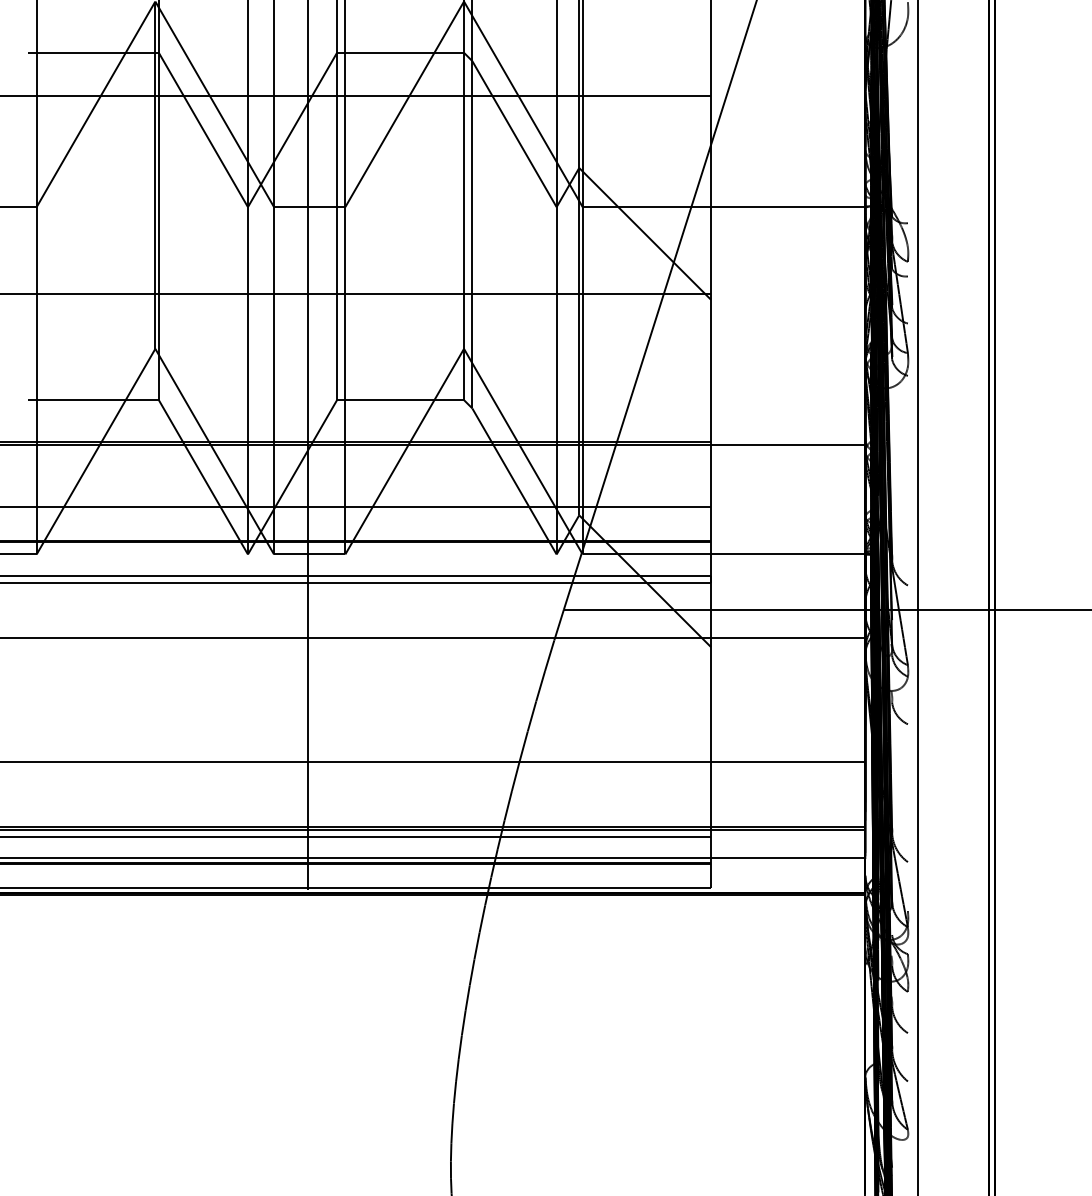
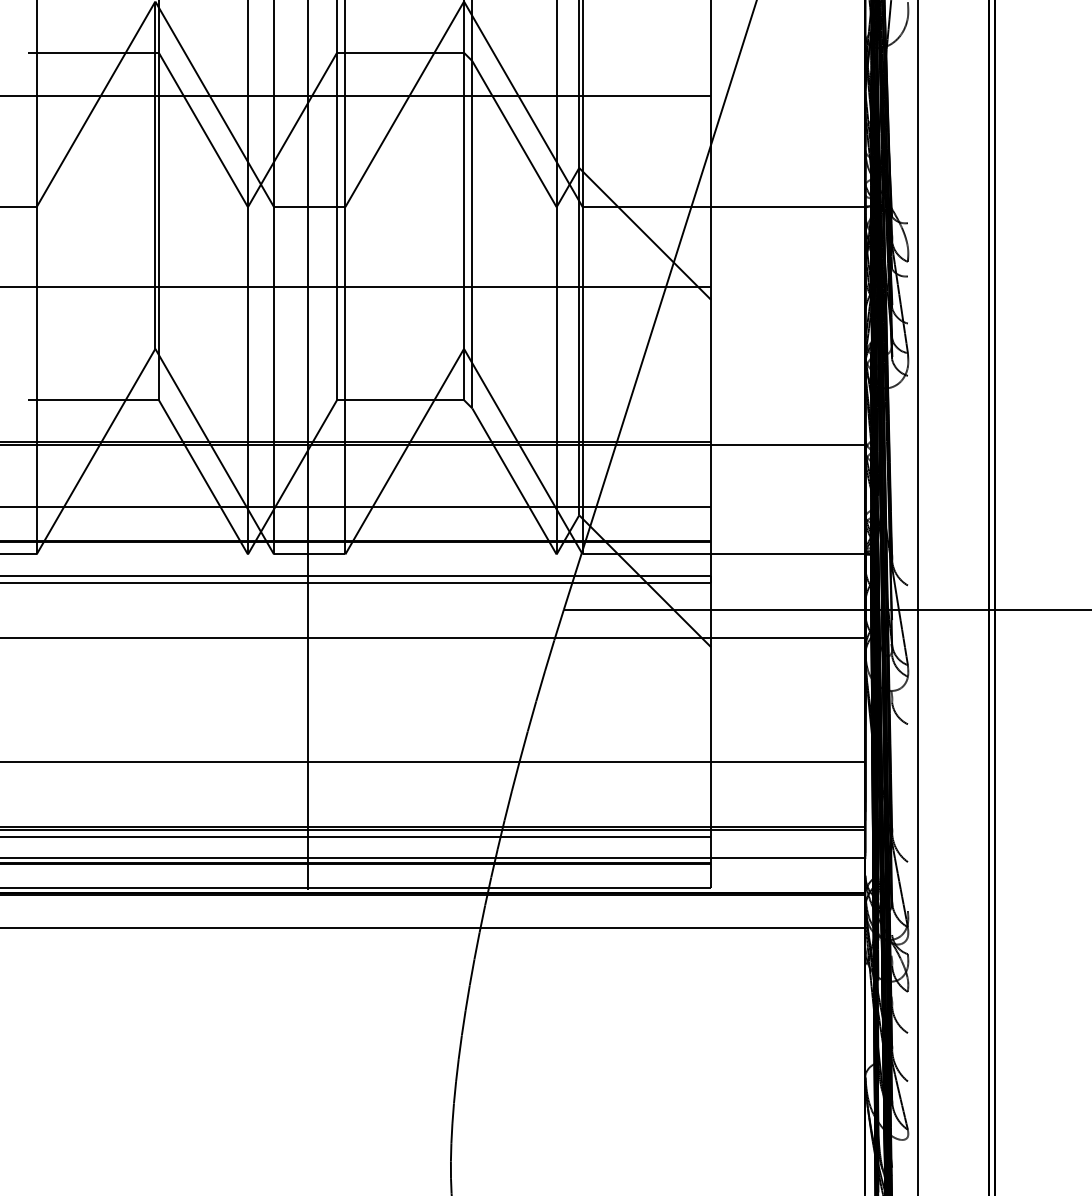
line position: (356, 293) -> (356, 286) (356, 286)
line: none -> present (433, 927)
